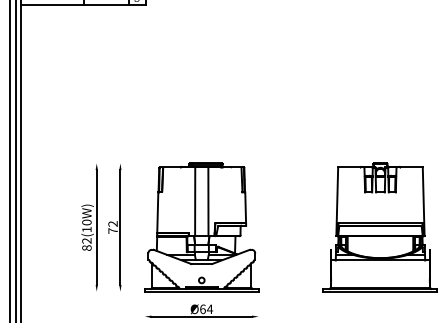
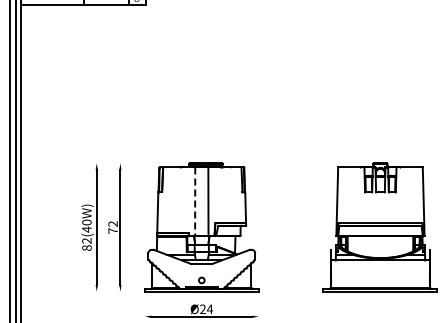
line: solid -> dashed (195, 202)
text: 82(10W) -> 82(40W) (86, 229)
text: Ø64 -> Ø24 (202, 309)
